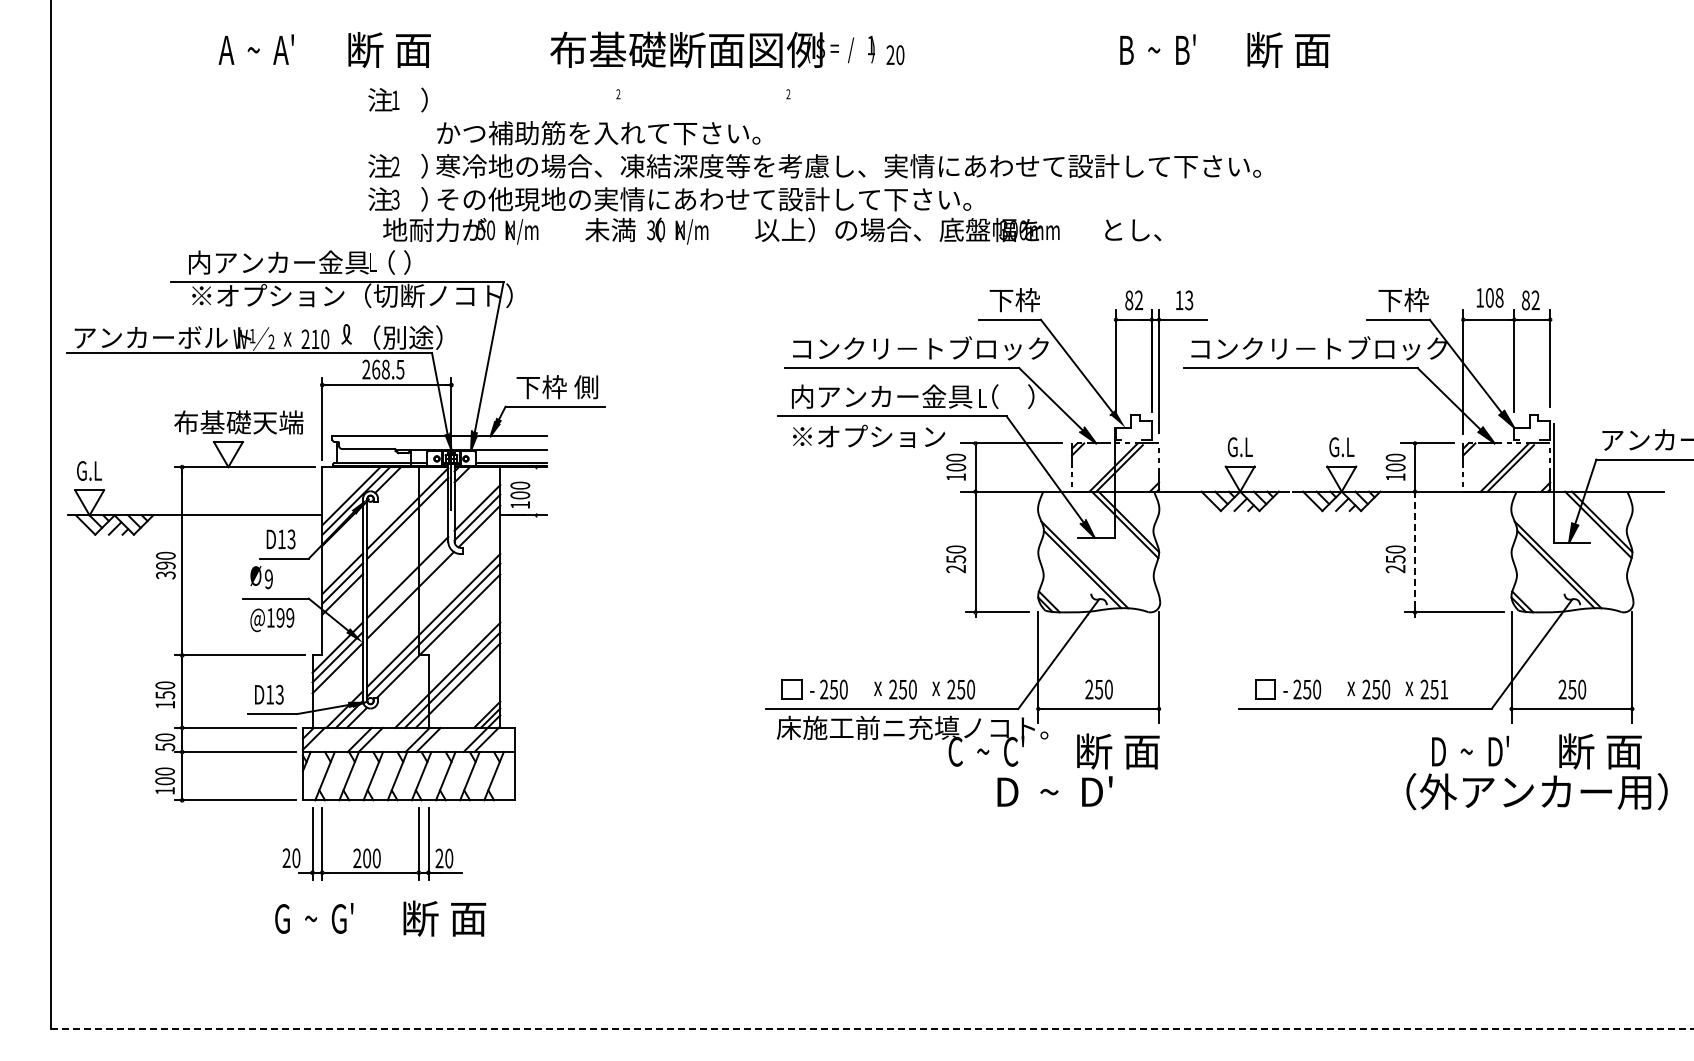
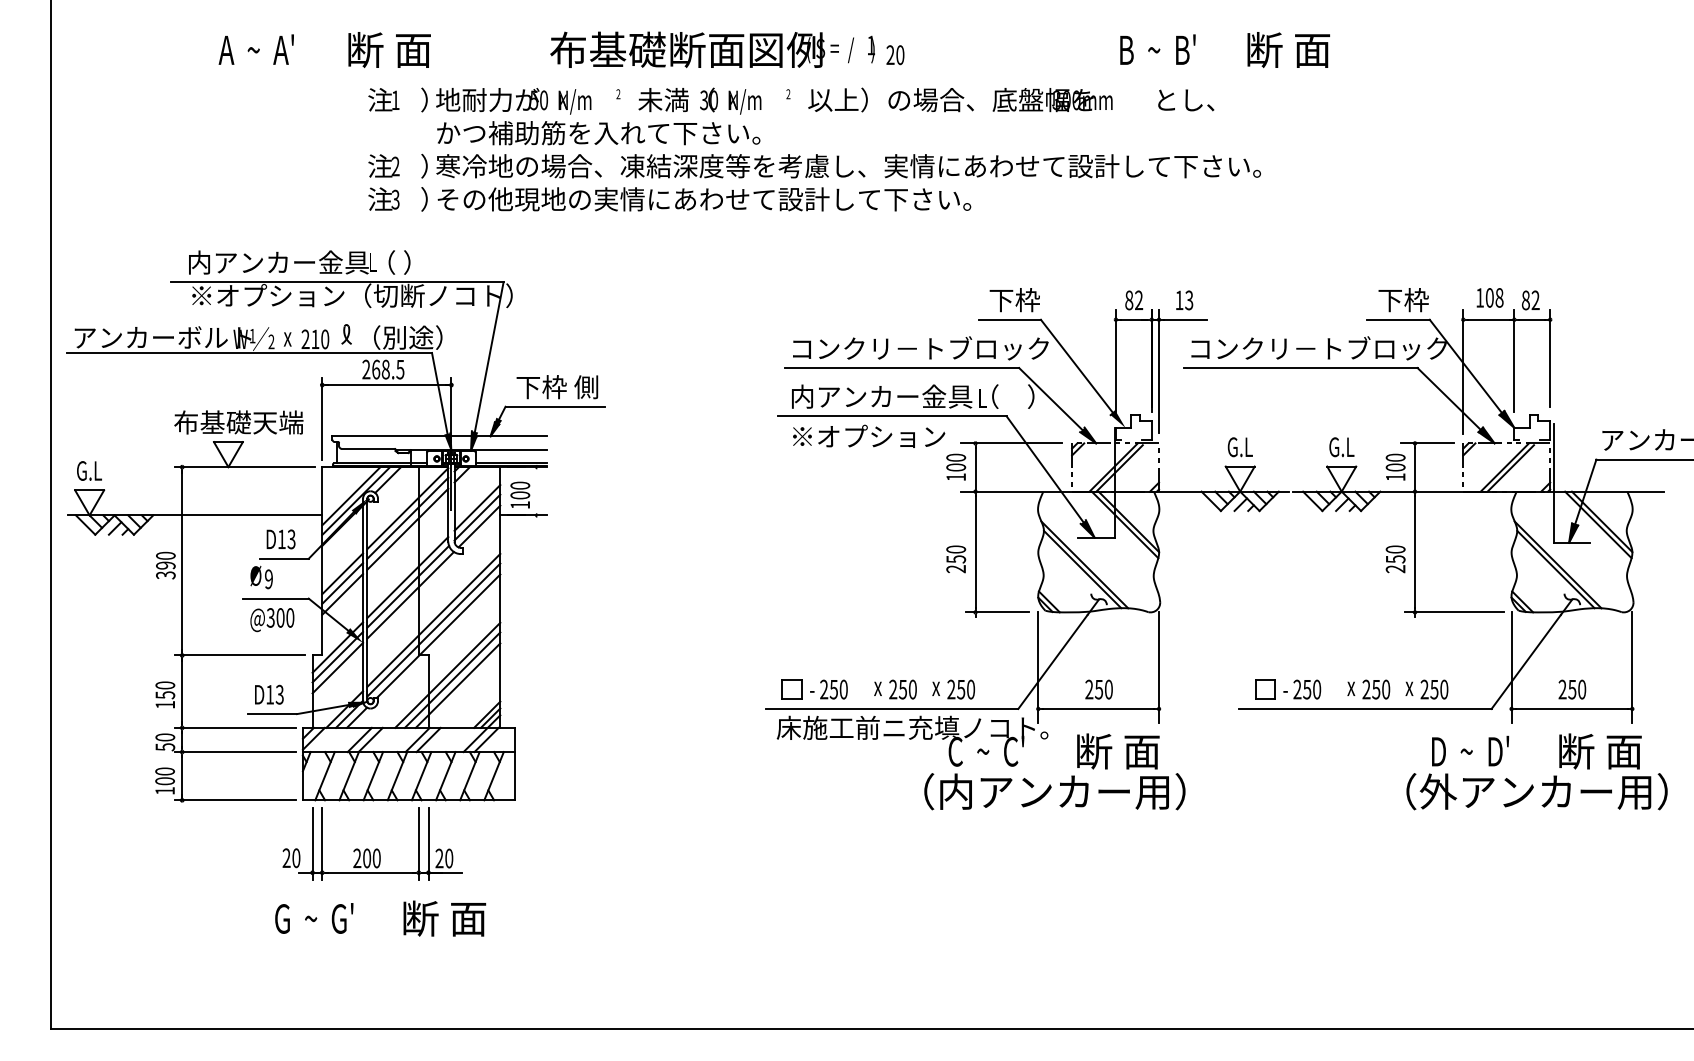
text position: (772, 230) -> (825, 100) (825, 100)
line: none -> present (407, 528)
line: dashed -> solid (1415, 552)
line: none -> present (408, 586)
text: @199 -> @300 (280, 617)
text: 251 -> 250 (1444, 689)
text: D  ~  D' -> （内アンカー用） (1054, 791)
line: dashed -> solid (872, 1029)
